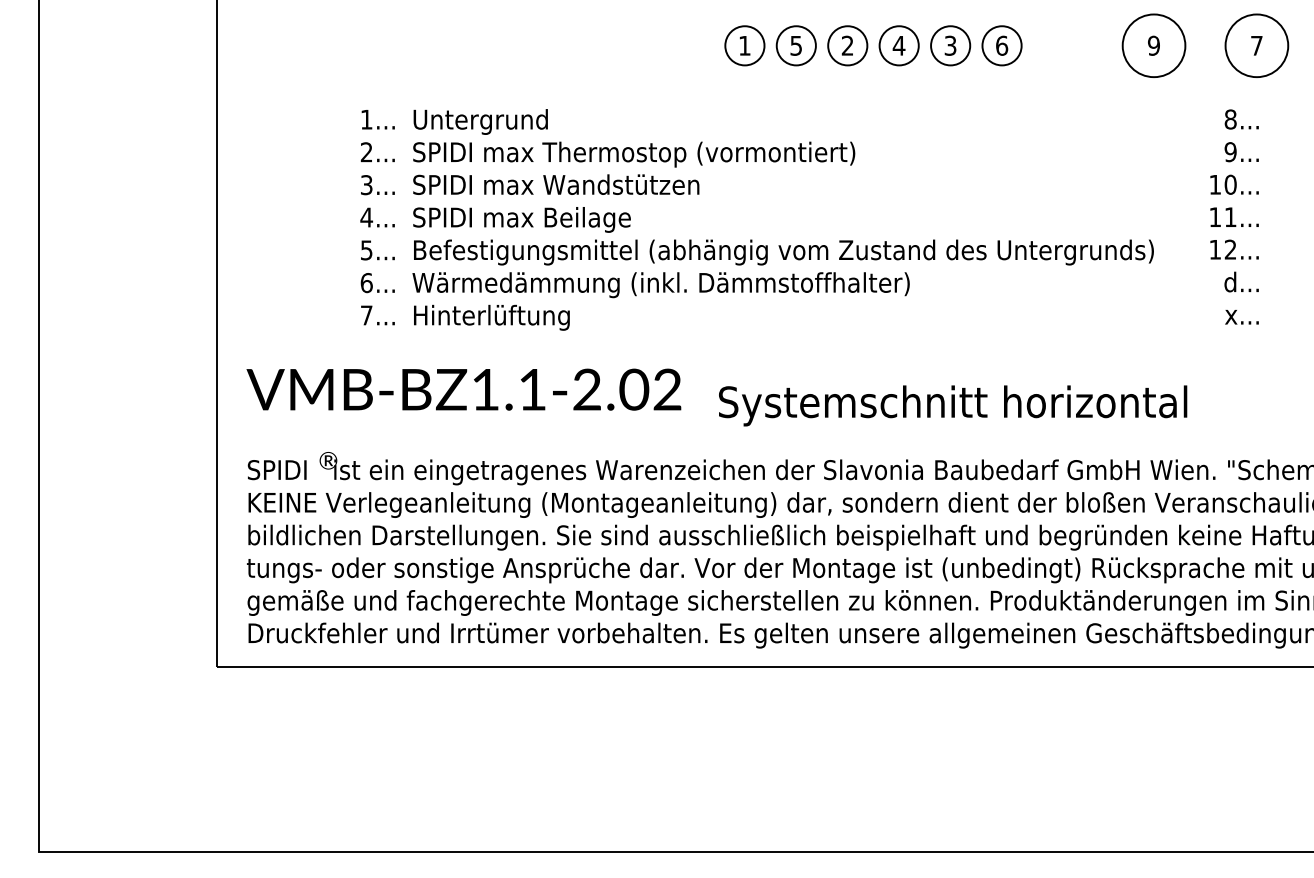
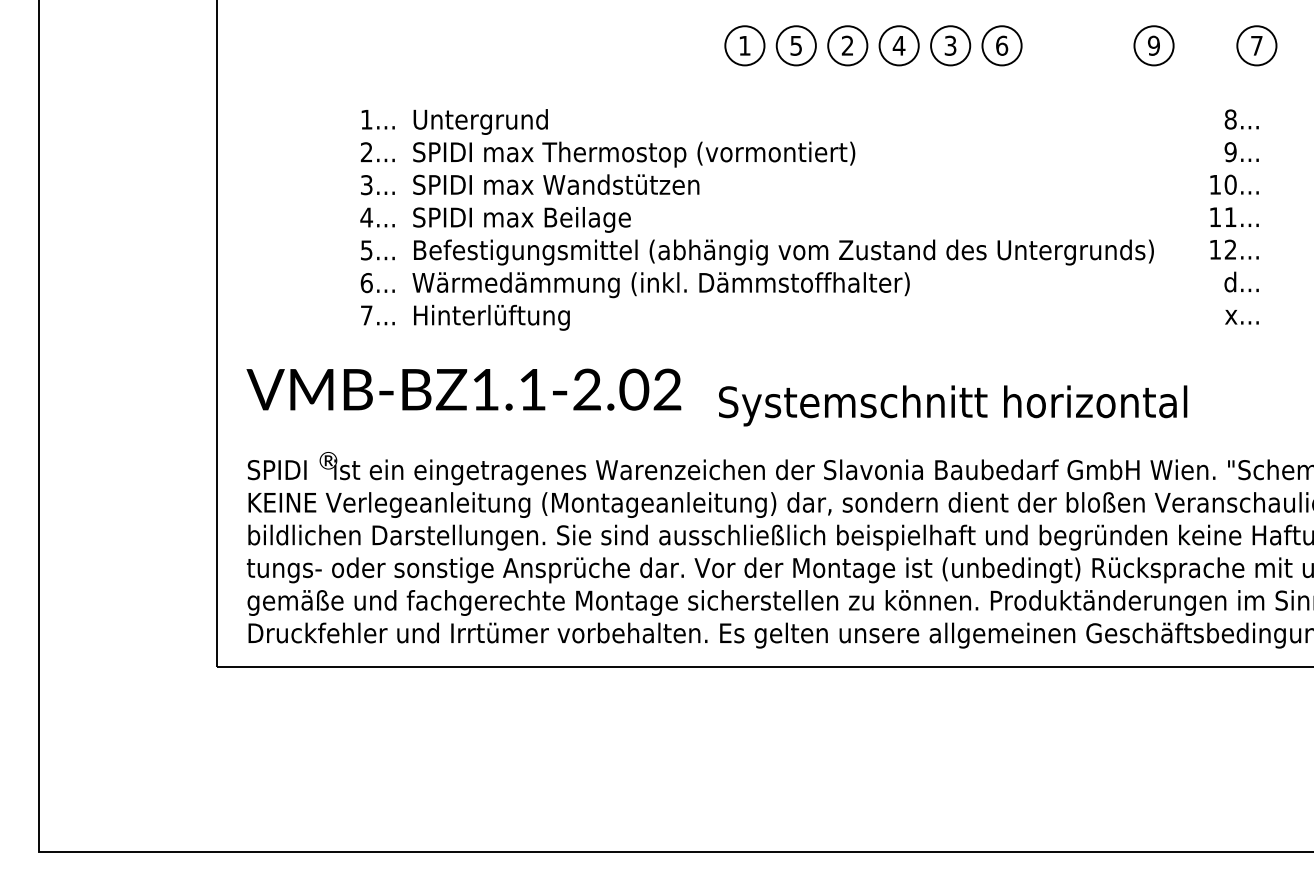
circle diameter: 63 px -> 39 px (1153, 45)
circle diameter: 63 px -> 39 px (1256, 45)
